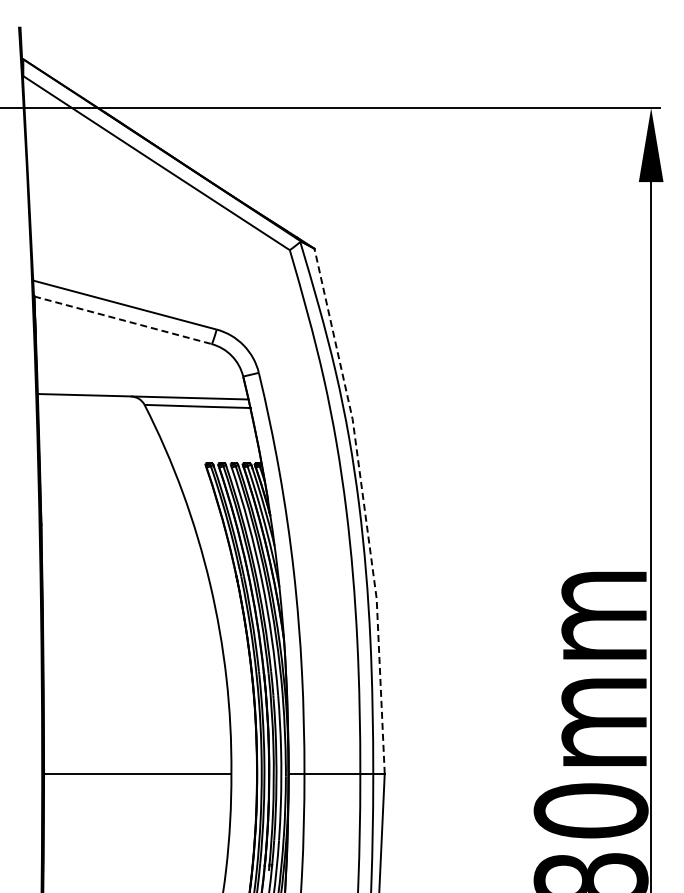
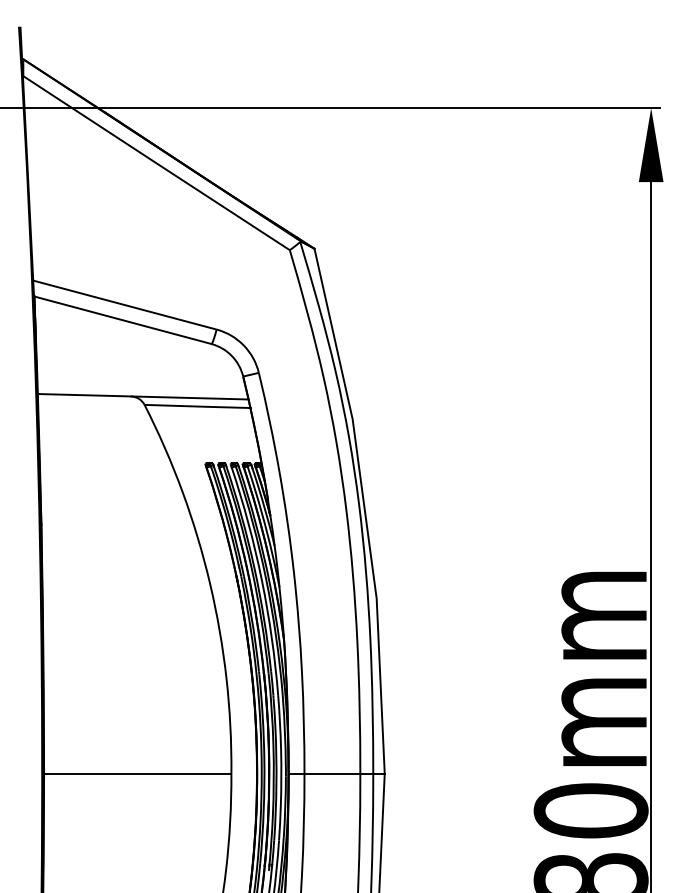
line: dashed -> solid (122, 320)
line: dashed -> solid (364, 508)
